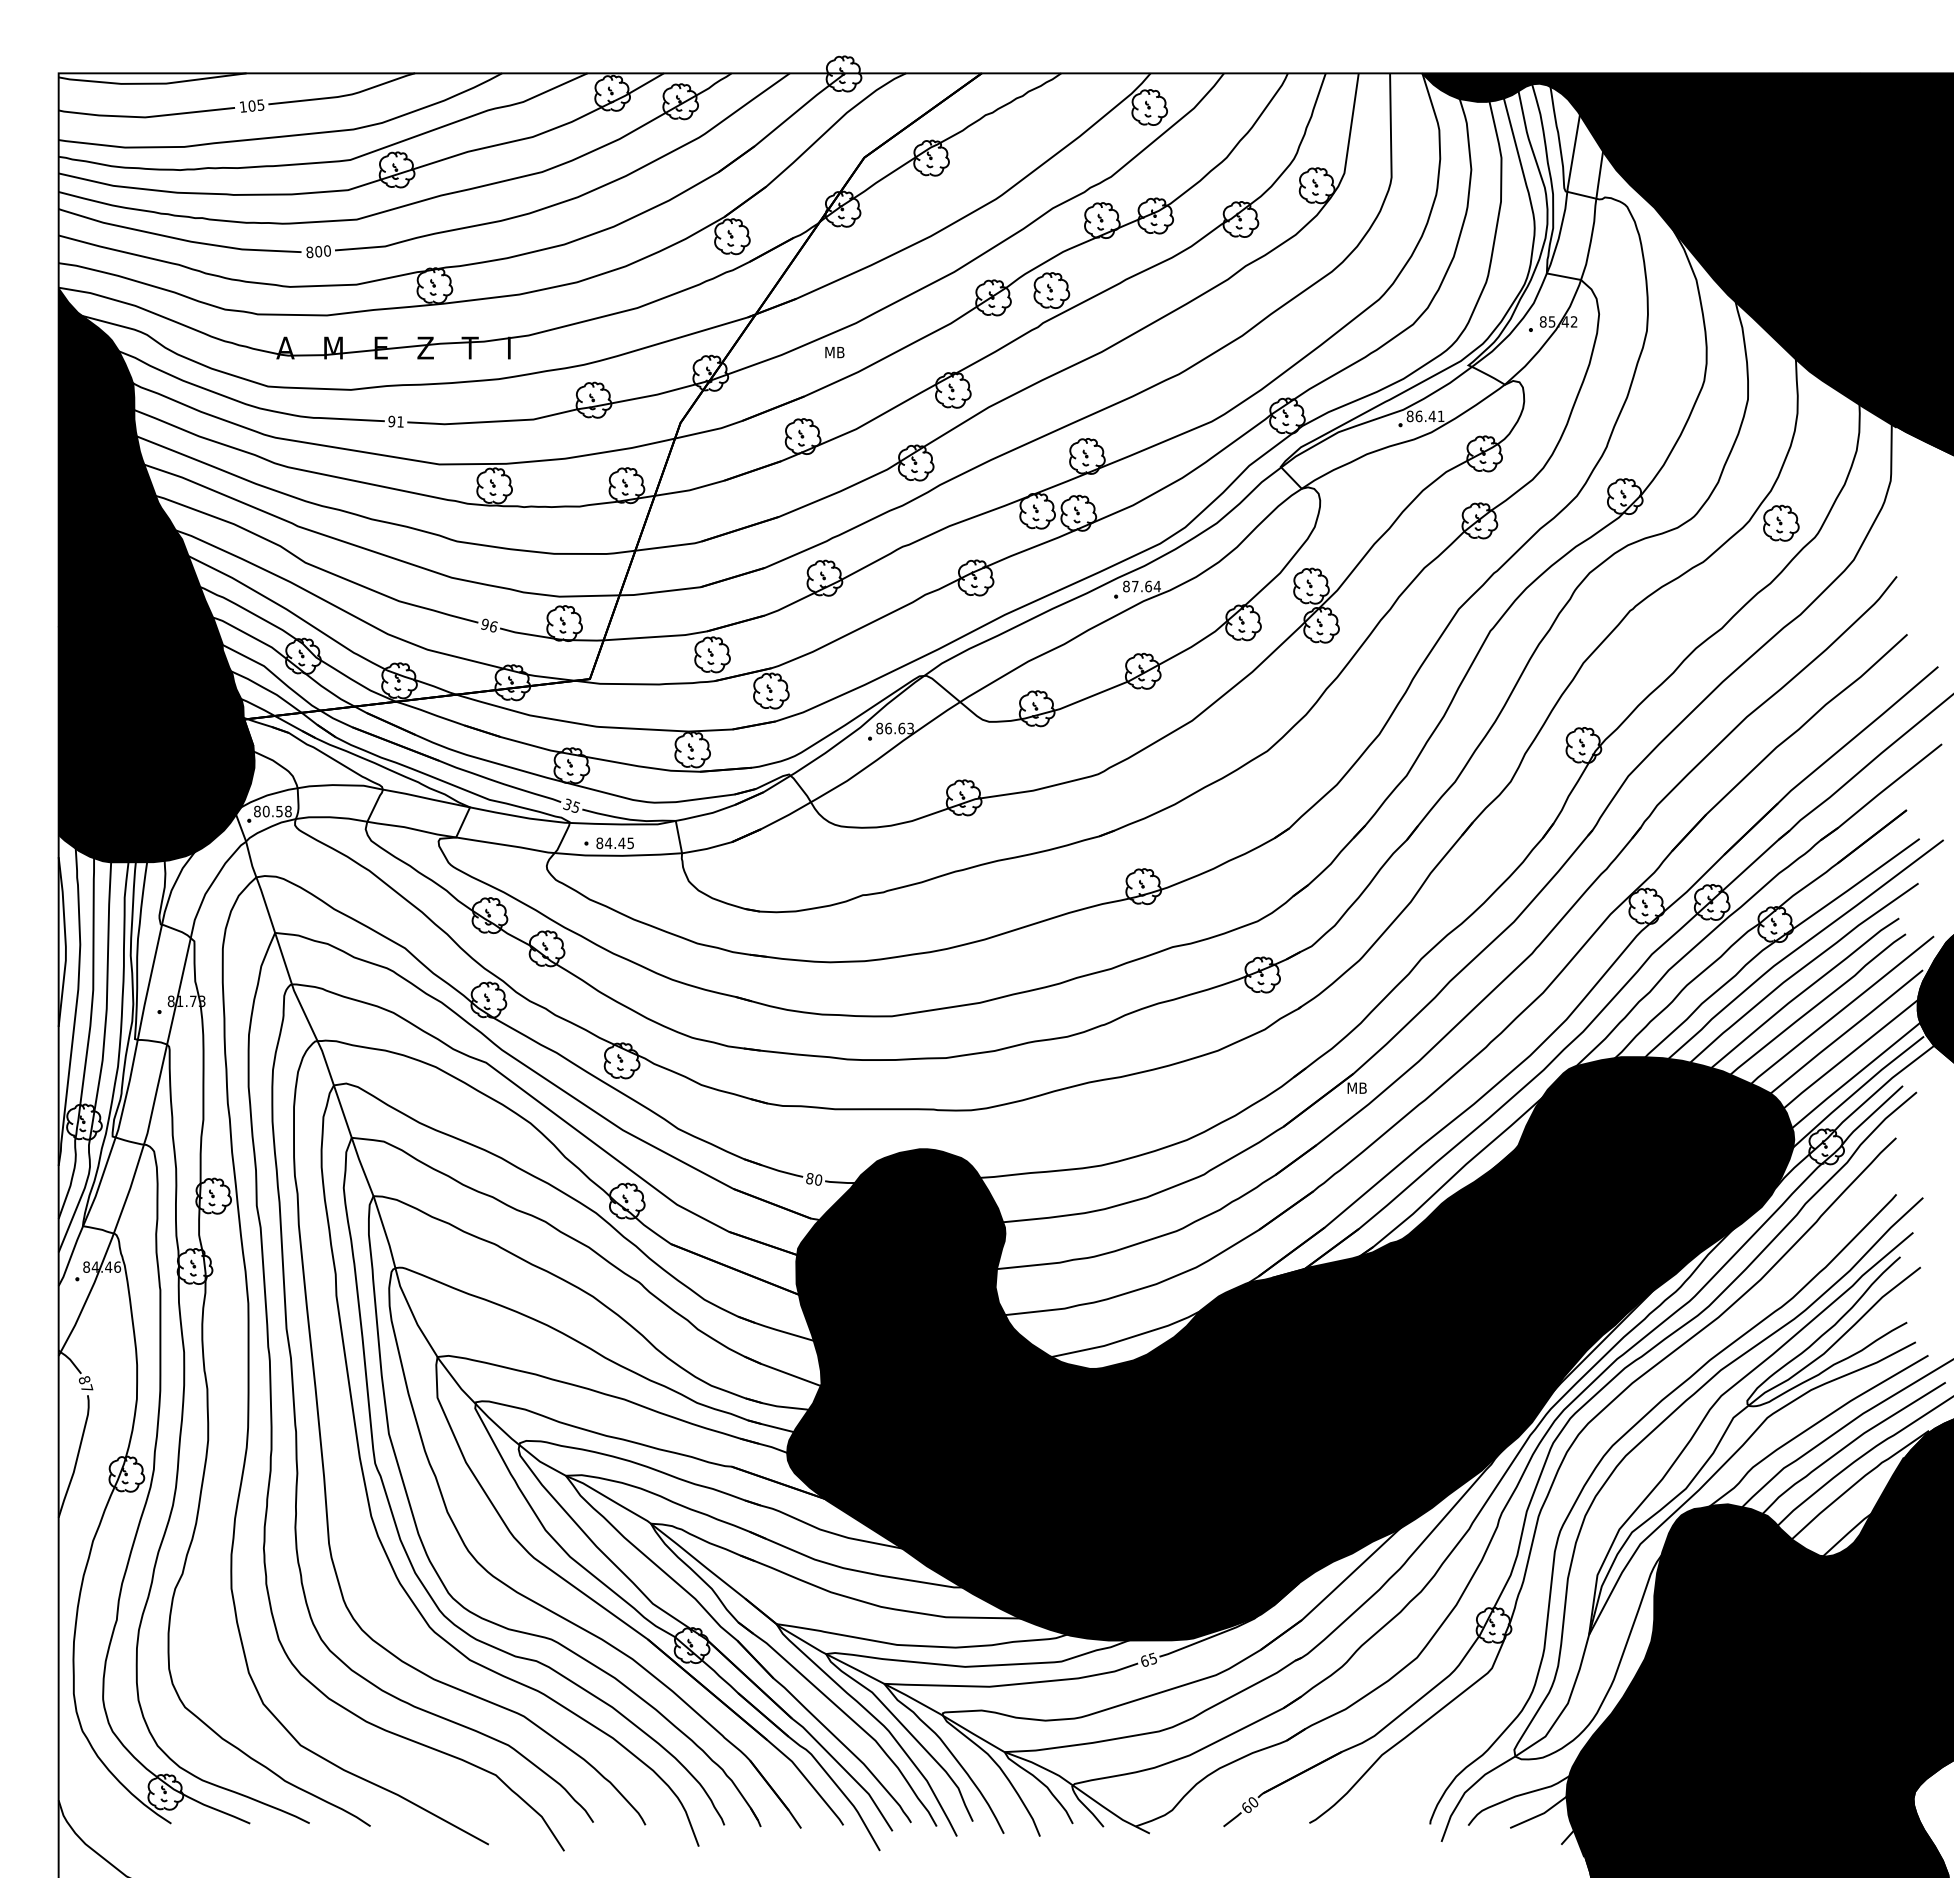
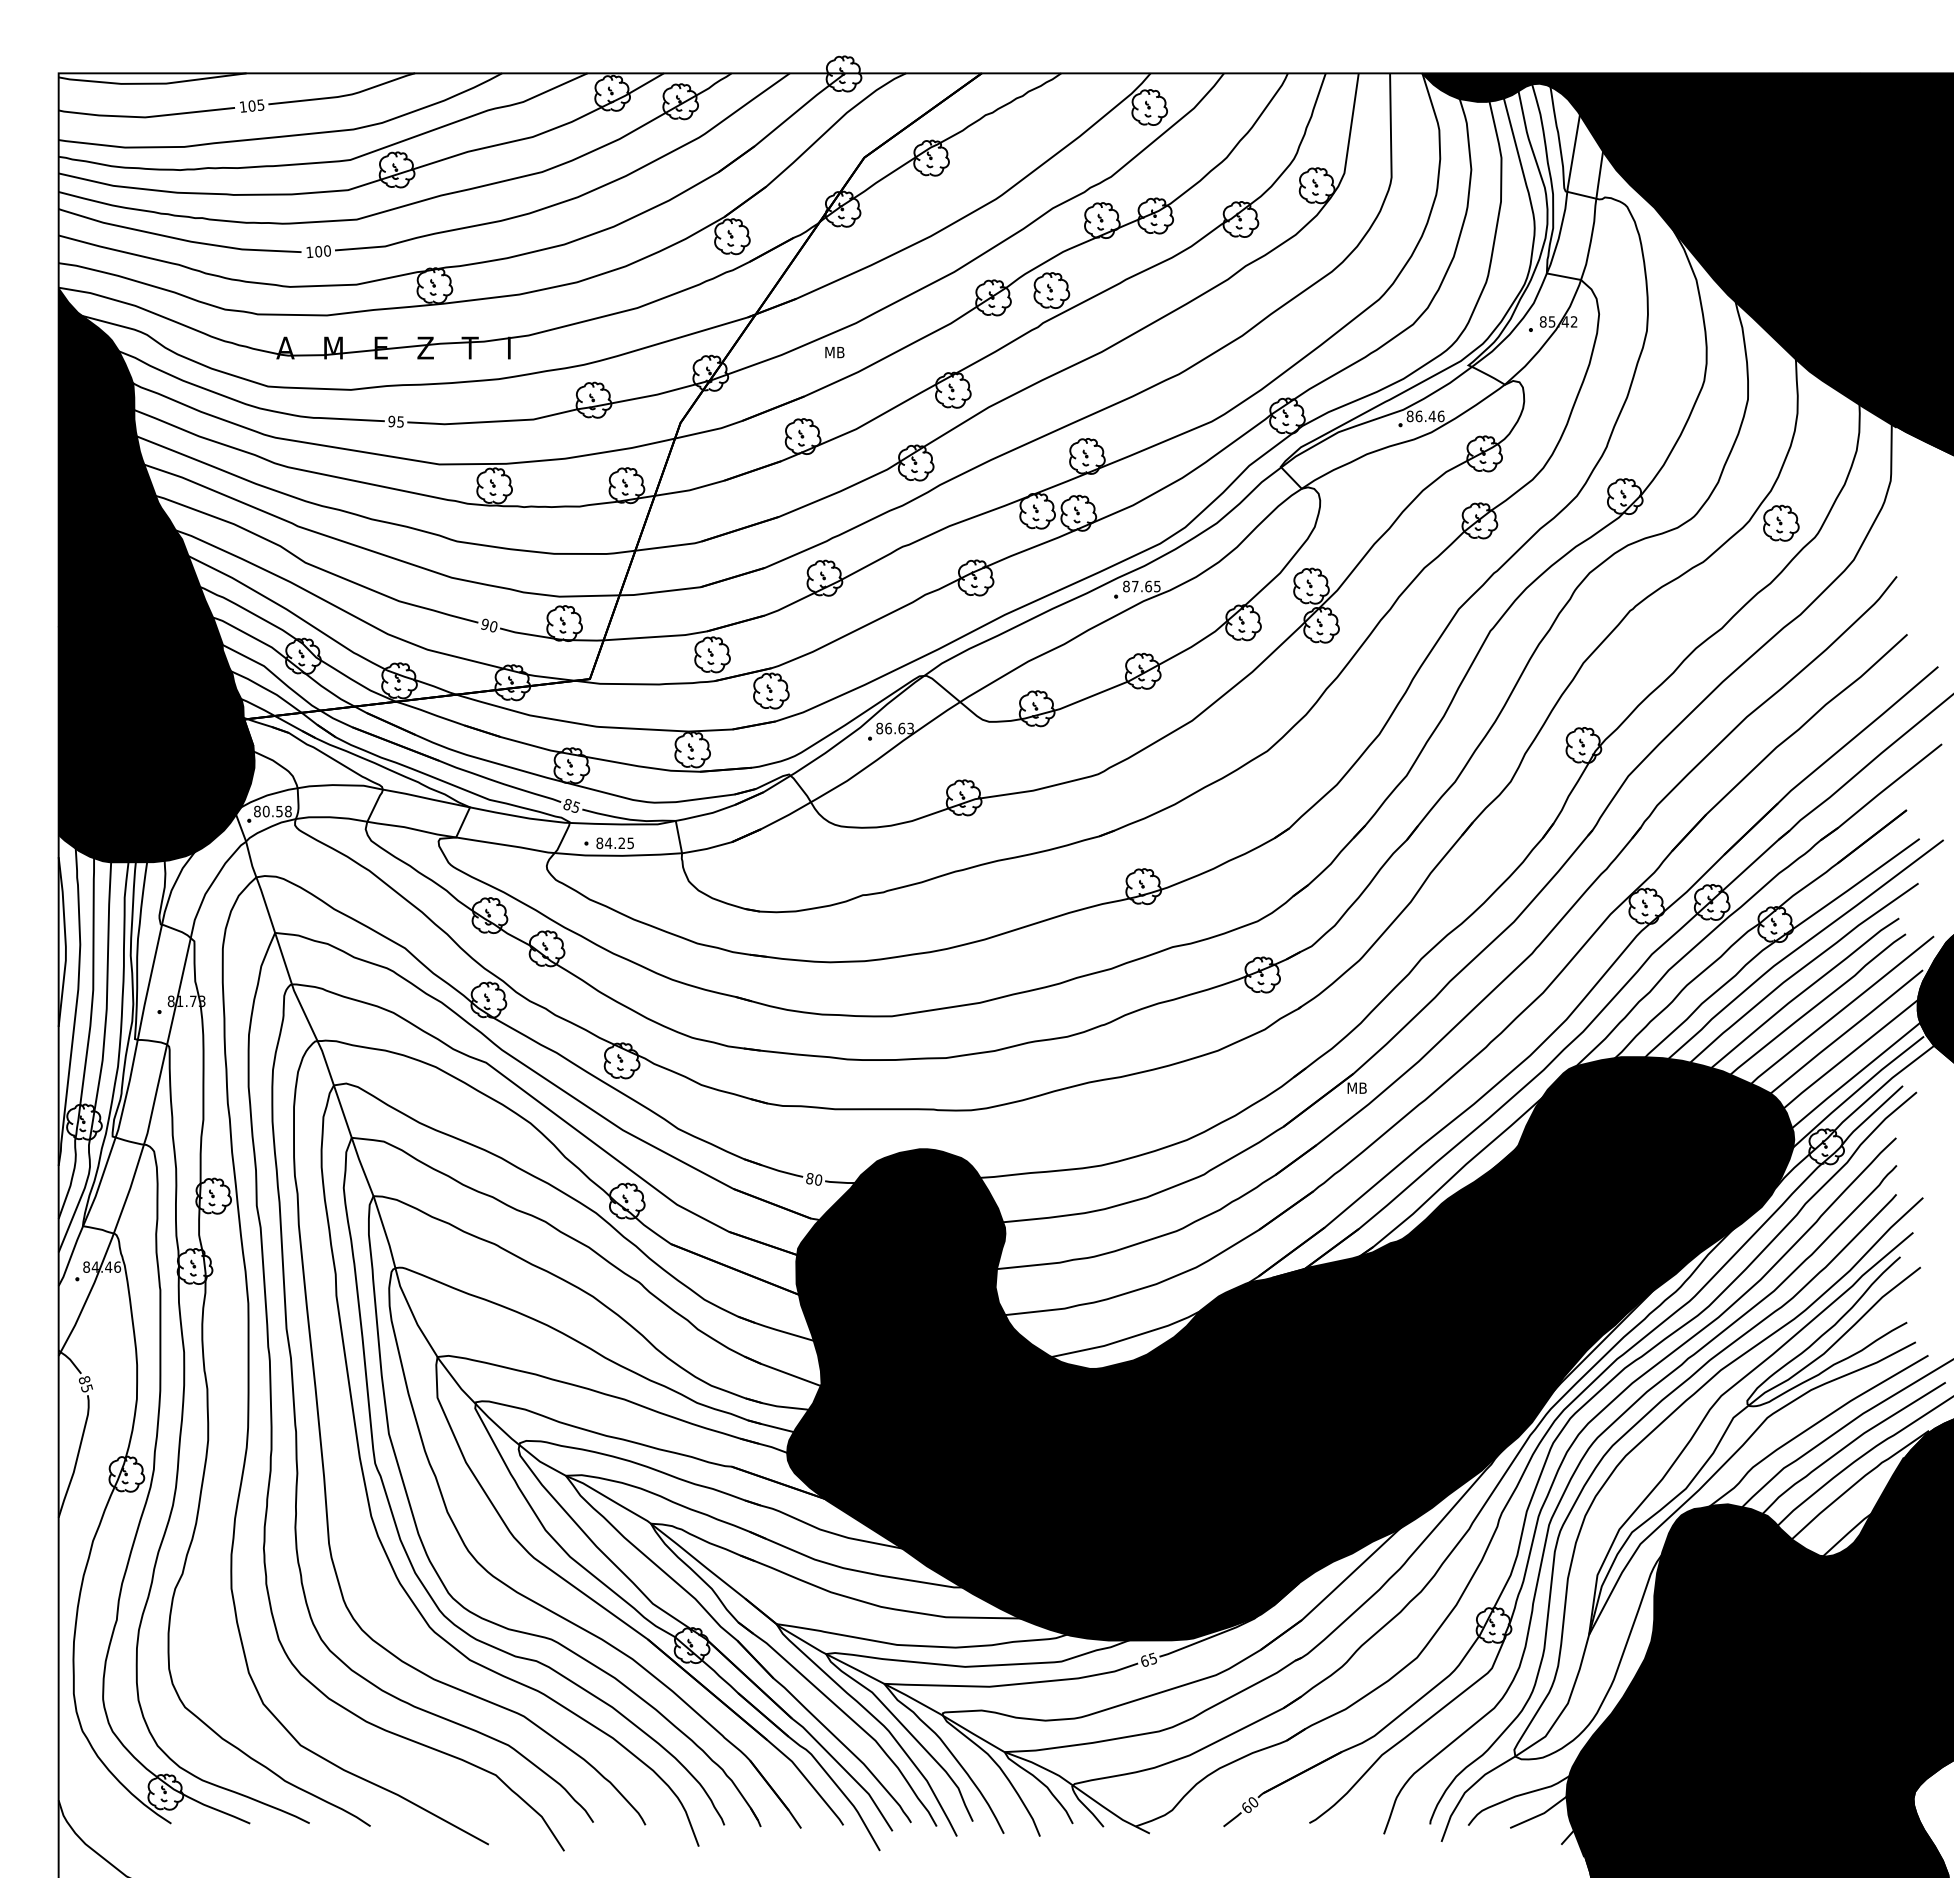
text: 800 -> 100 (309, 252)
text: 86.41 -> 86.46 (1440, 416)
text: 91 -> 95 (400, 421)
text: 87.64 -> 87.65 (1156, 586)
text: 96 -> 90 (494, 626)
text: 35 -> 85 (567, 804)
text: 84.45 -> 84.25 (621, 842)
text: 87 -> 85 (87, 1388)
curve: none -> present (1581, 1462)
